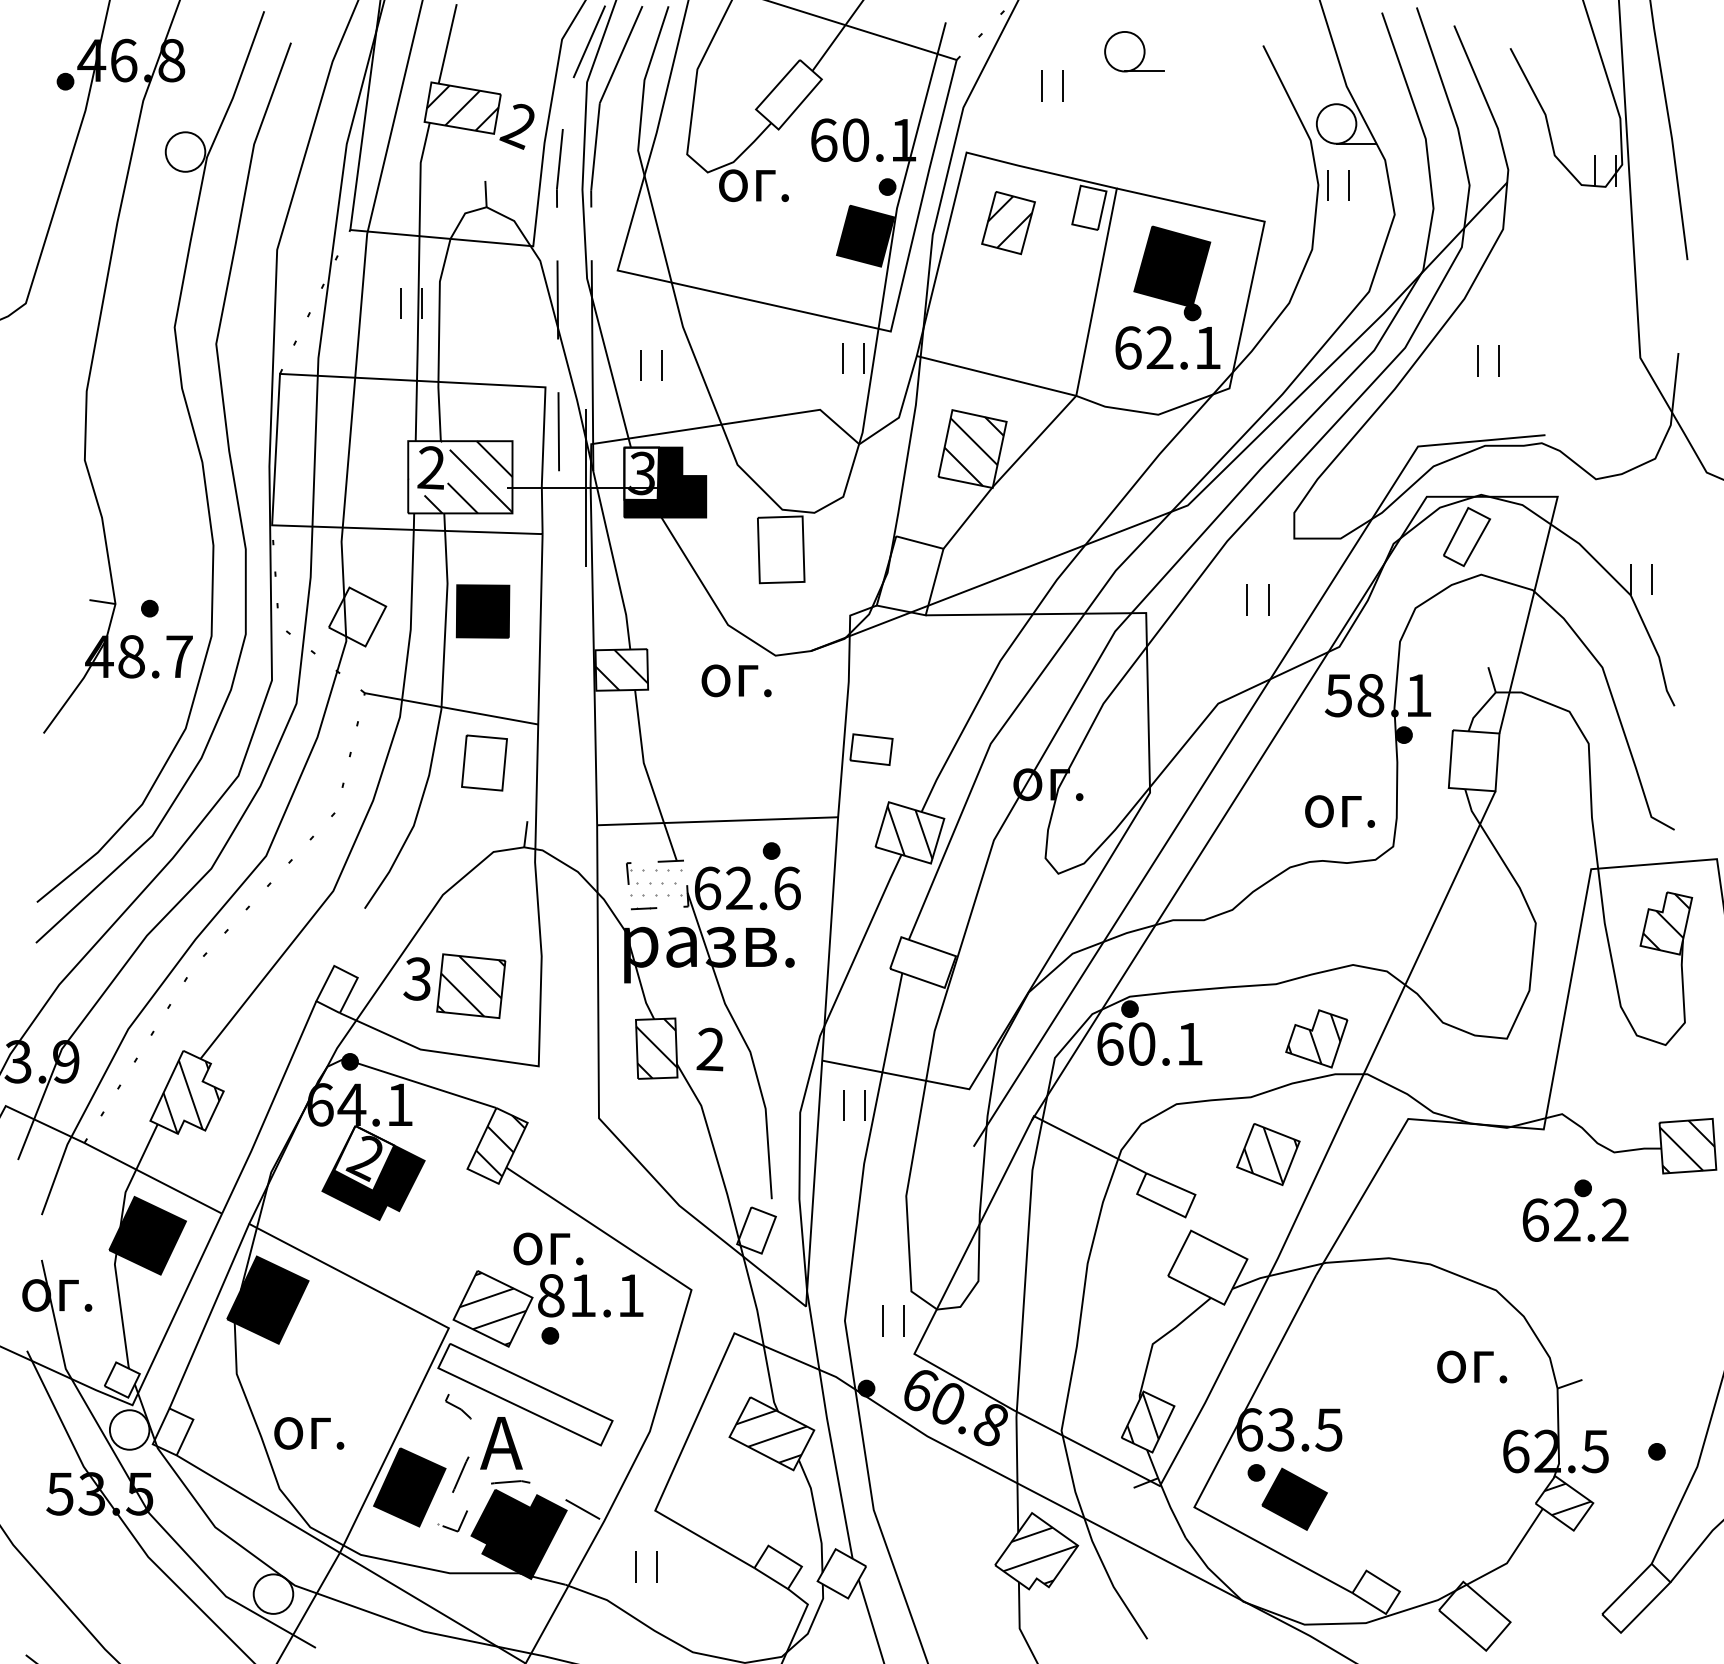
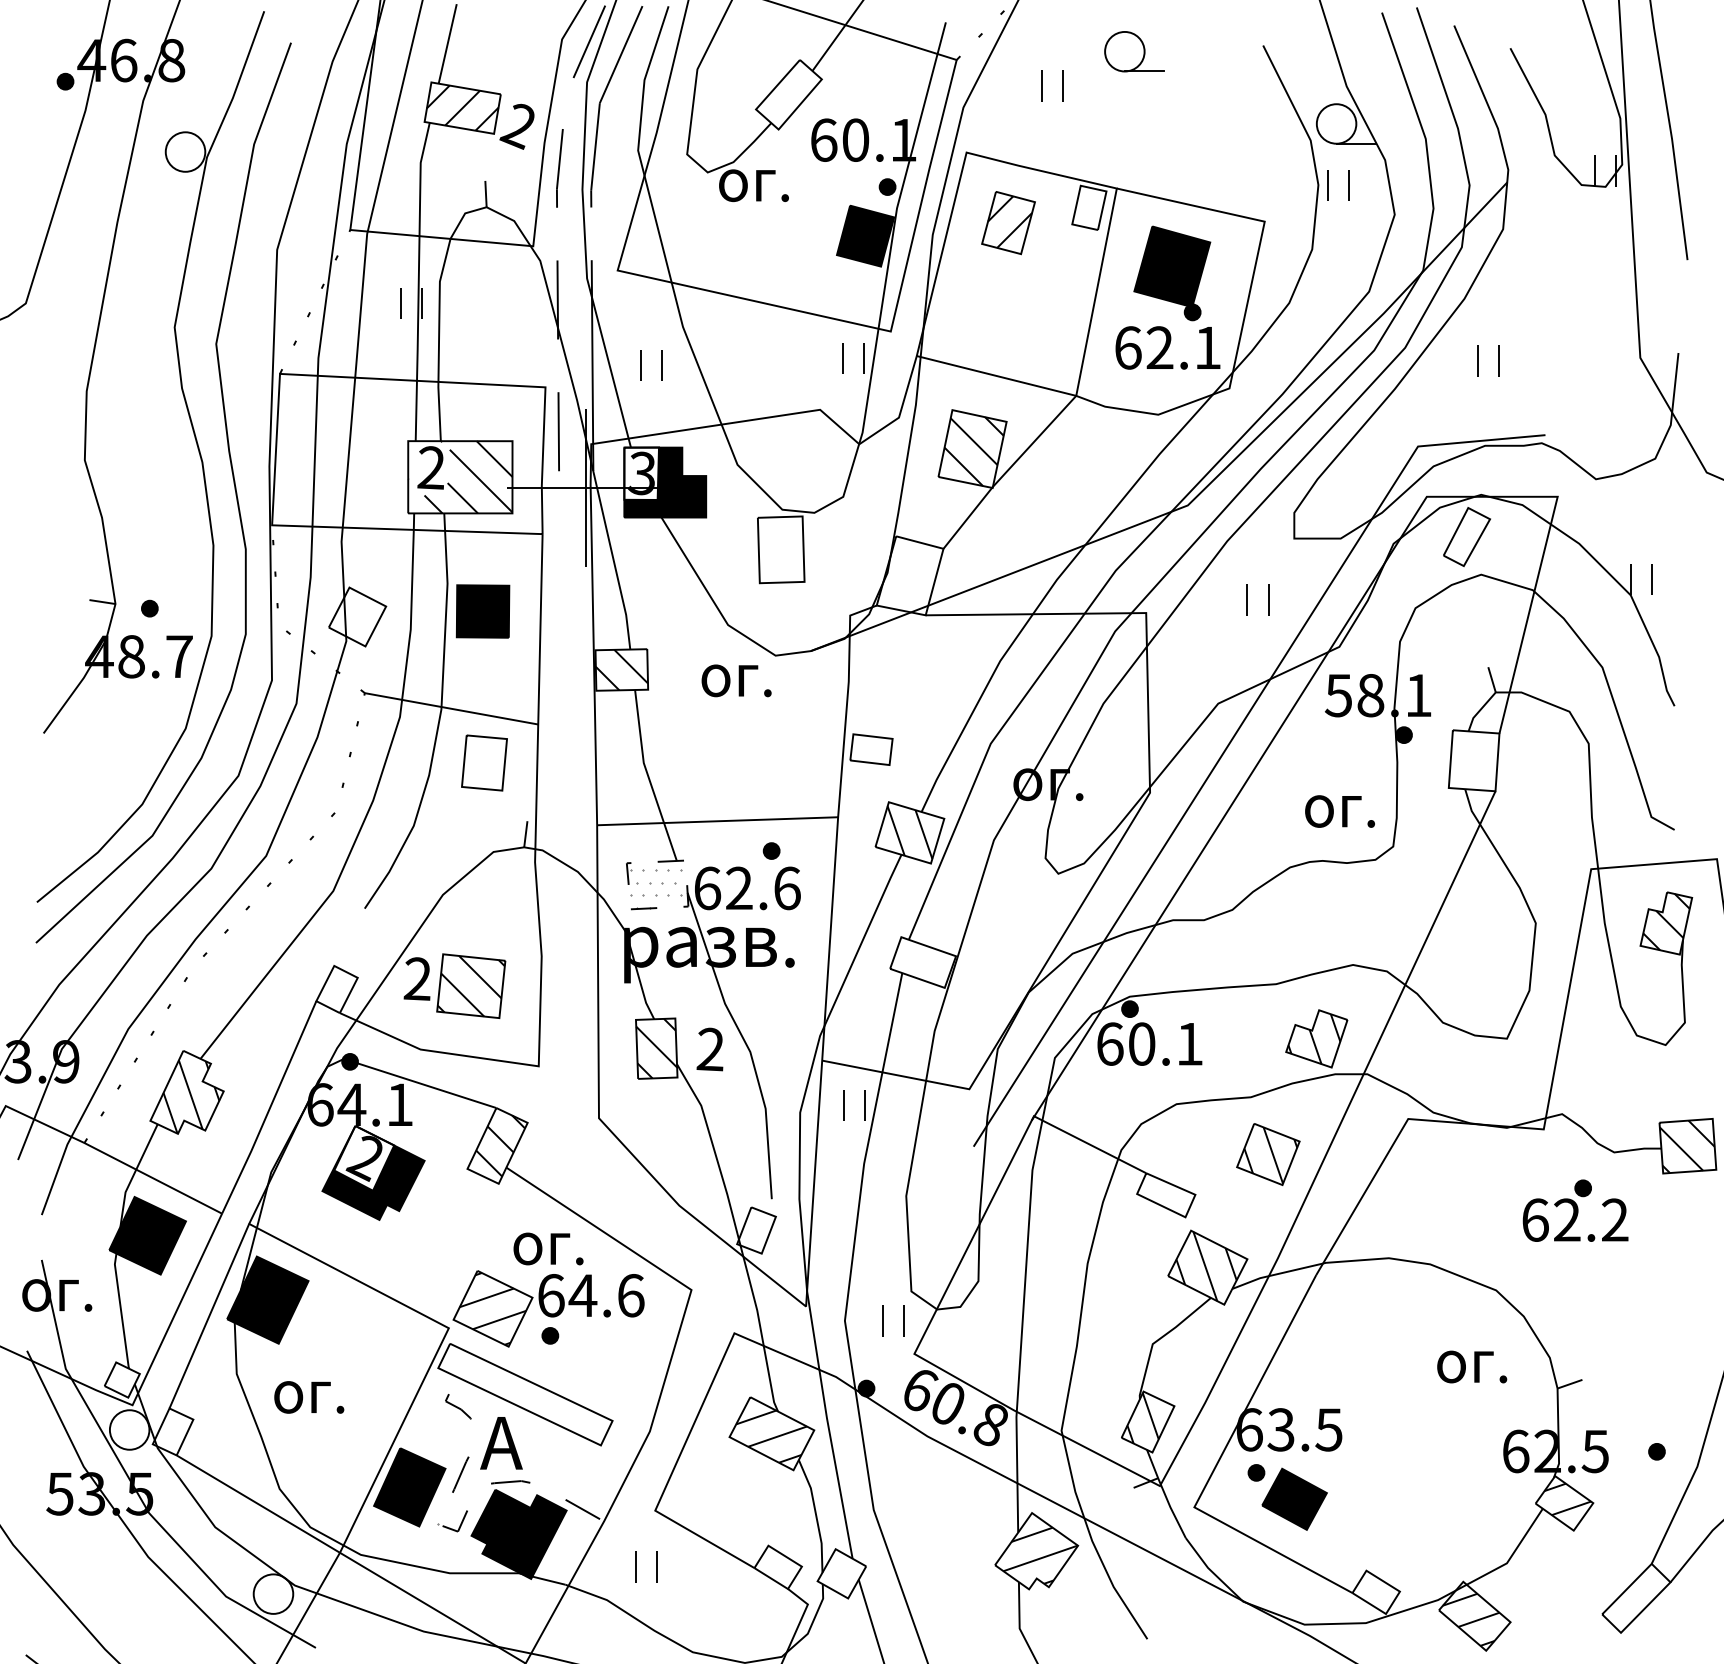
text: 3 -> 2 (416, 978)
hatch: none -> present (1206, 1266)
text: 81.1 -> 64.6 (591, 1295)
text position: (309, 1433) -> (309, 1397) (309, 1397)
hatch: none -> present (1470, 1619)
